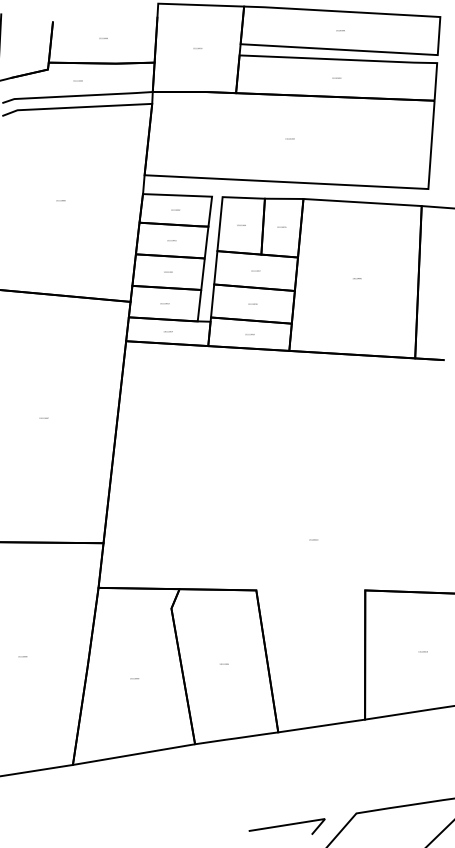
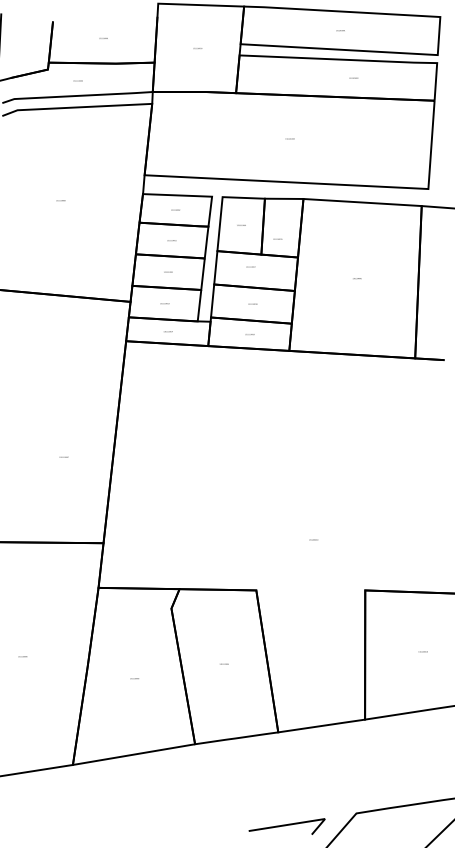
text position: (336, 77) -> (353, 77) (353, 77)
text position: (281, 226) -> (277, 238) (277, 238)
text position: (255, 270) -> (250, 266) (250, 266)
text position: (43, 418) -> (63, 457) (63, 457)
